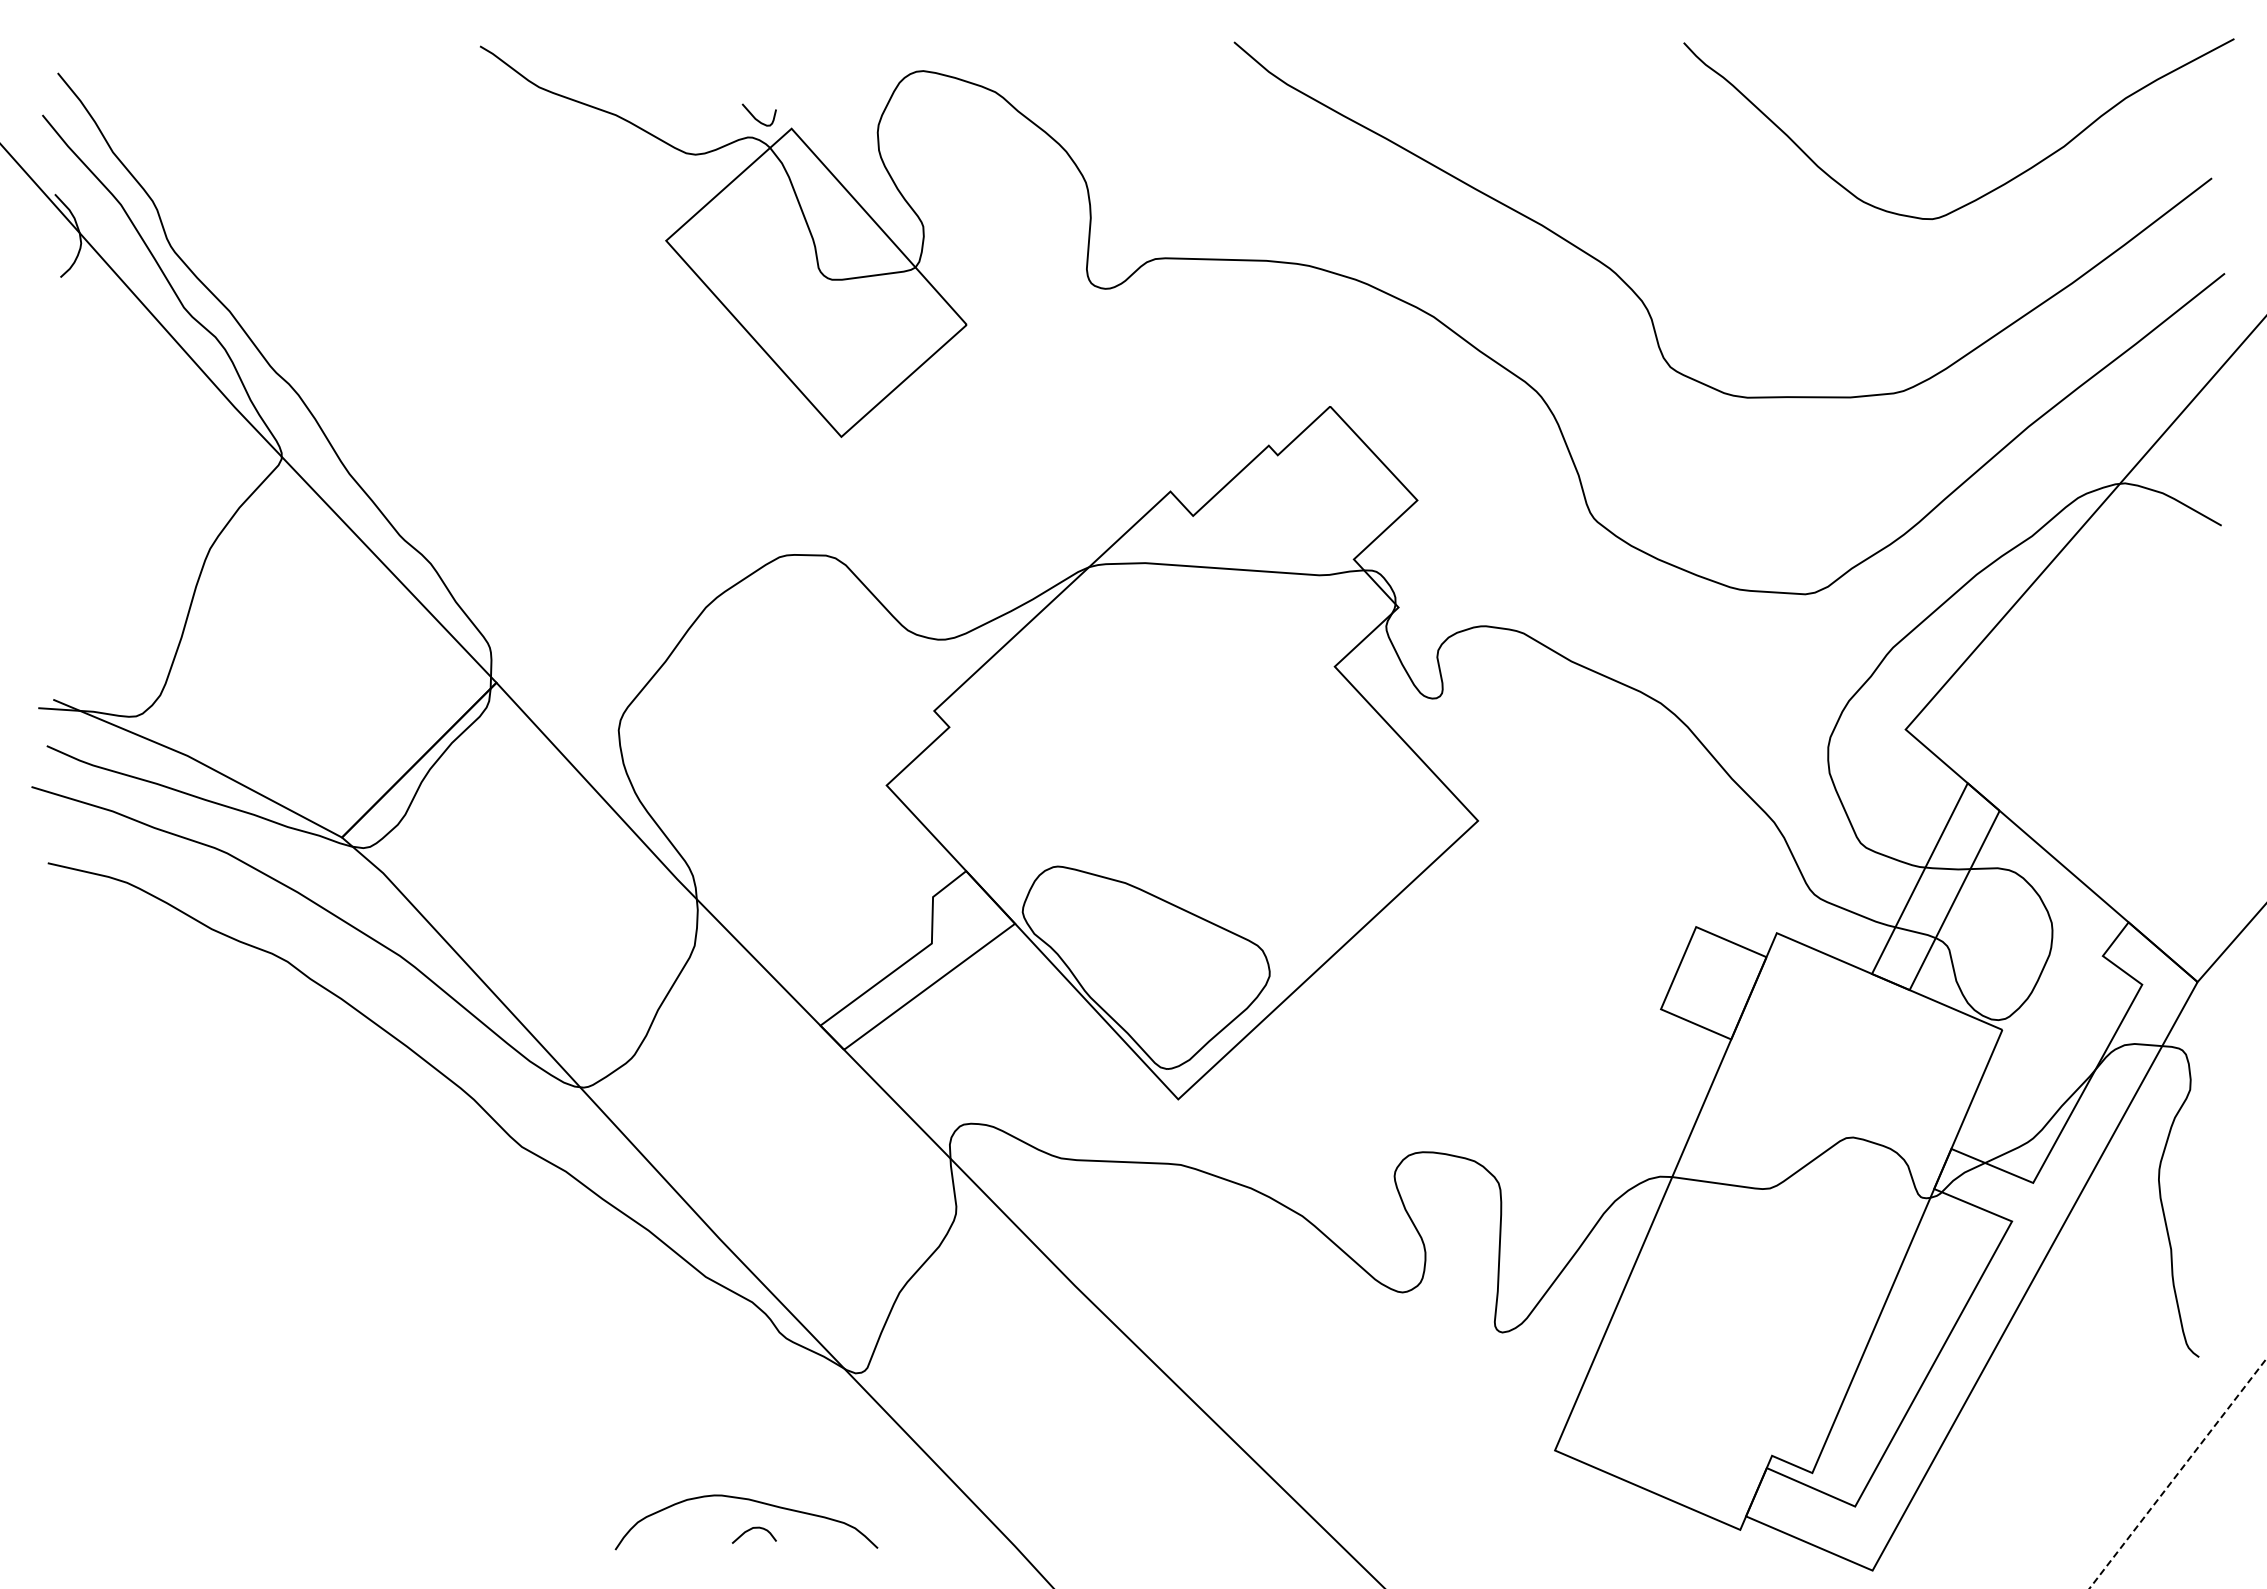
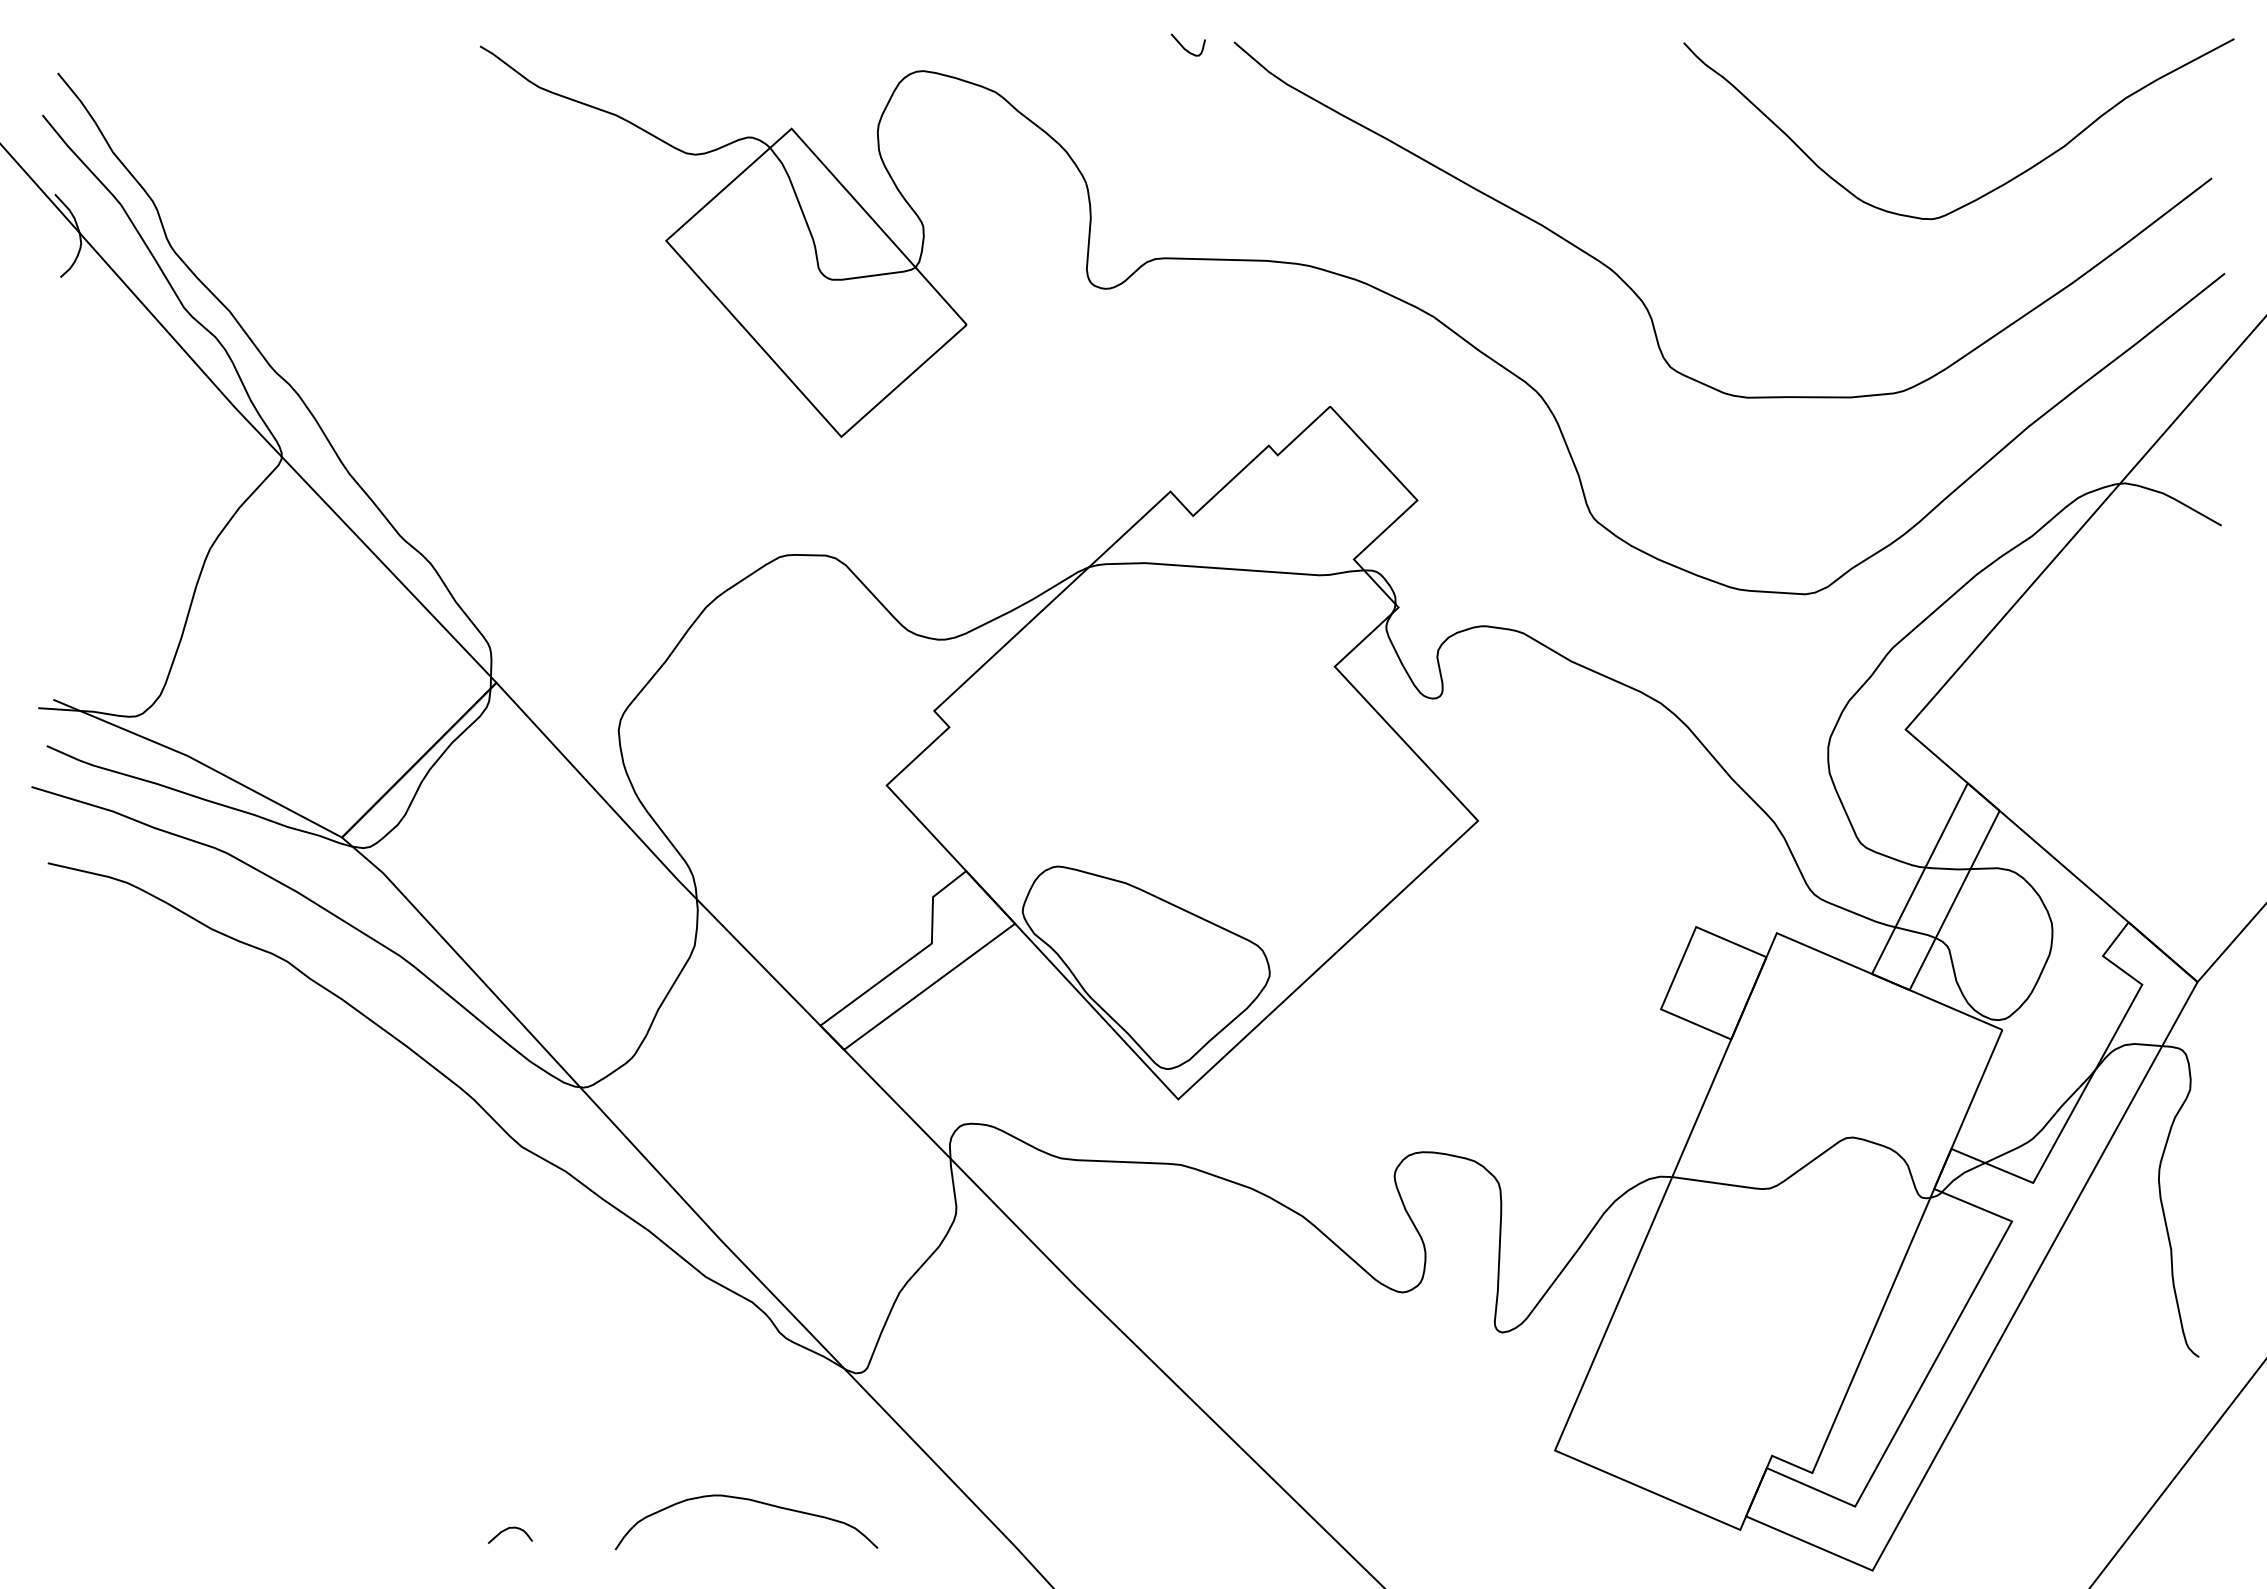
curve position: (755, 117) -> (1184, 47) (1184, 47)
line: dashed -> solid (2178, 1473)
curve position: (750, 1530) -> (506, 1530) (506, 1530)
